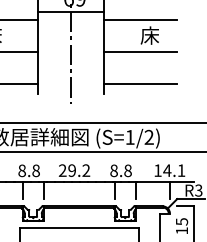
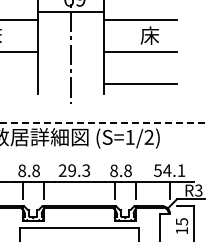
line: present -> none (19, 84)
line: solid -> dashed (103, 122)
line: present -> none (102, 151)
text: 29.2 -> 29.3 (86, 170)
text: 14.1 -> 54.1 (157, 170)
